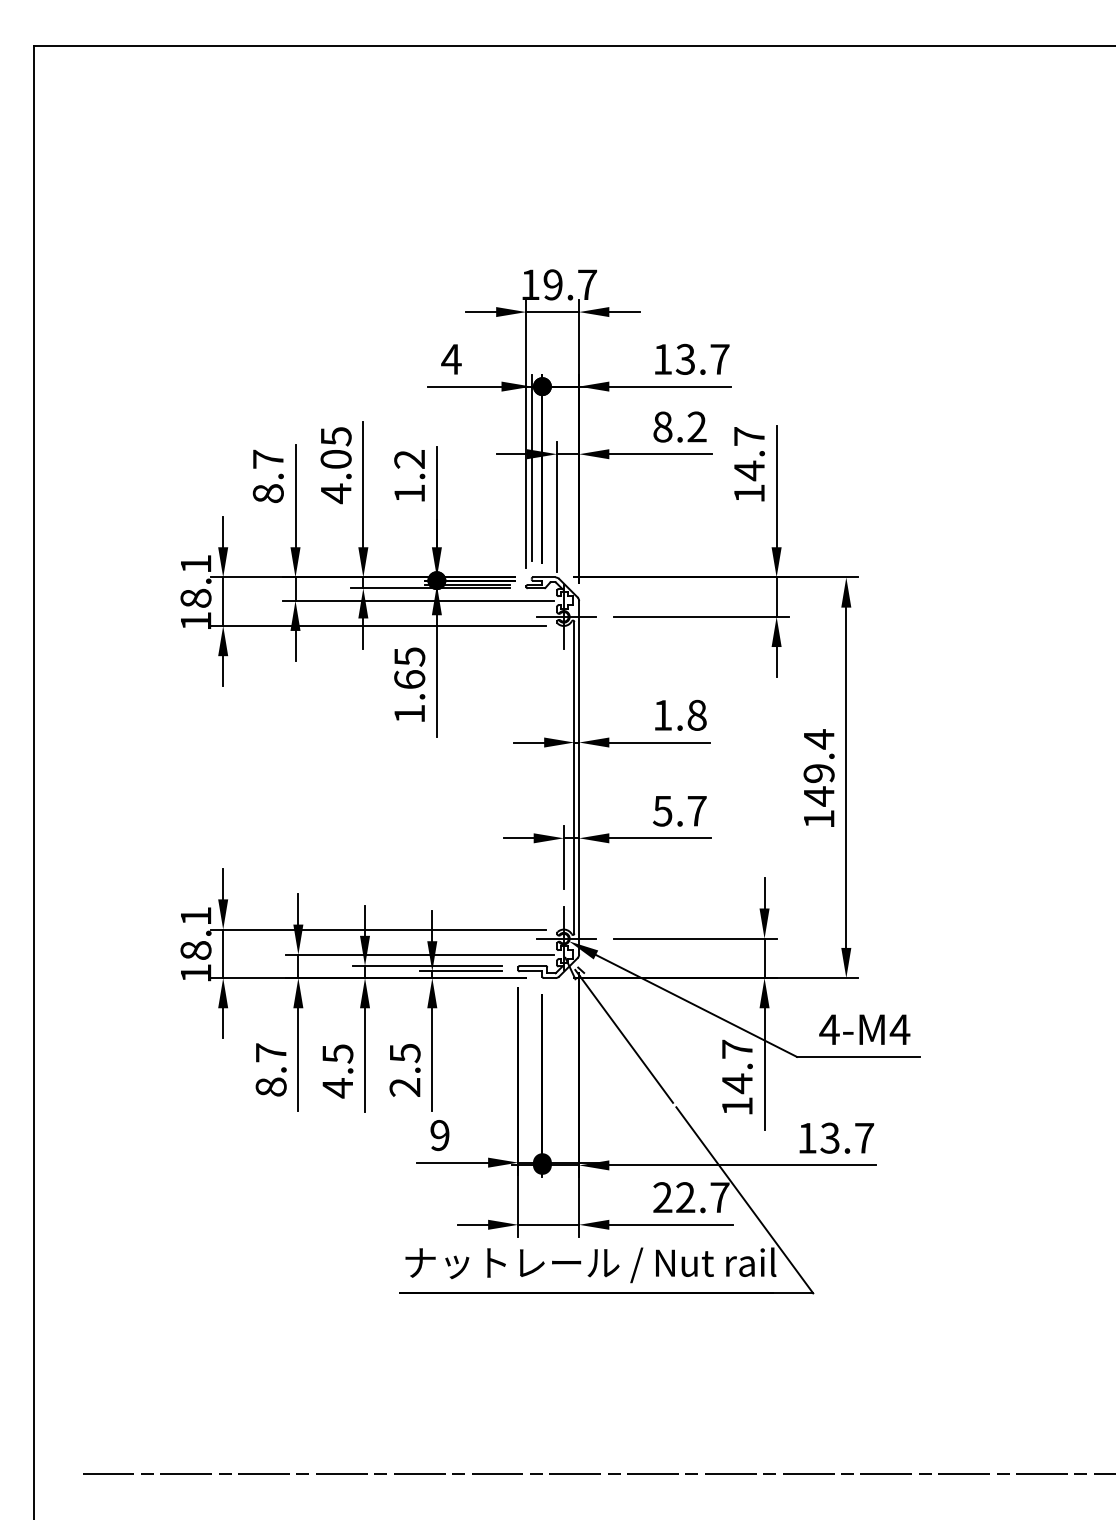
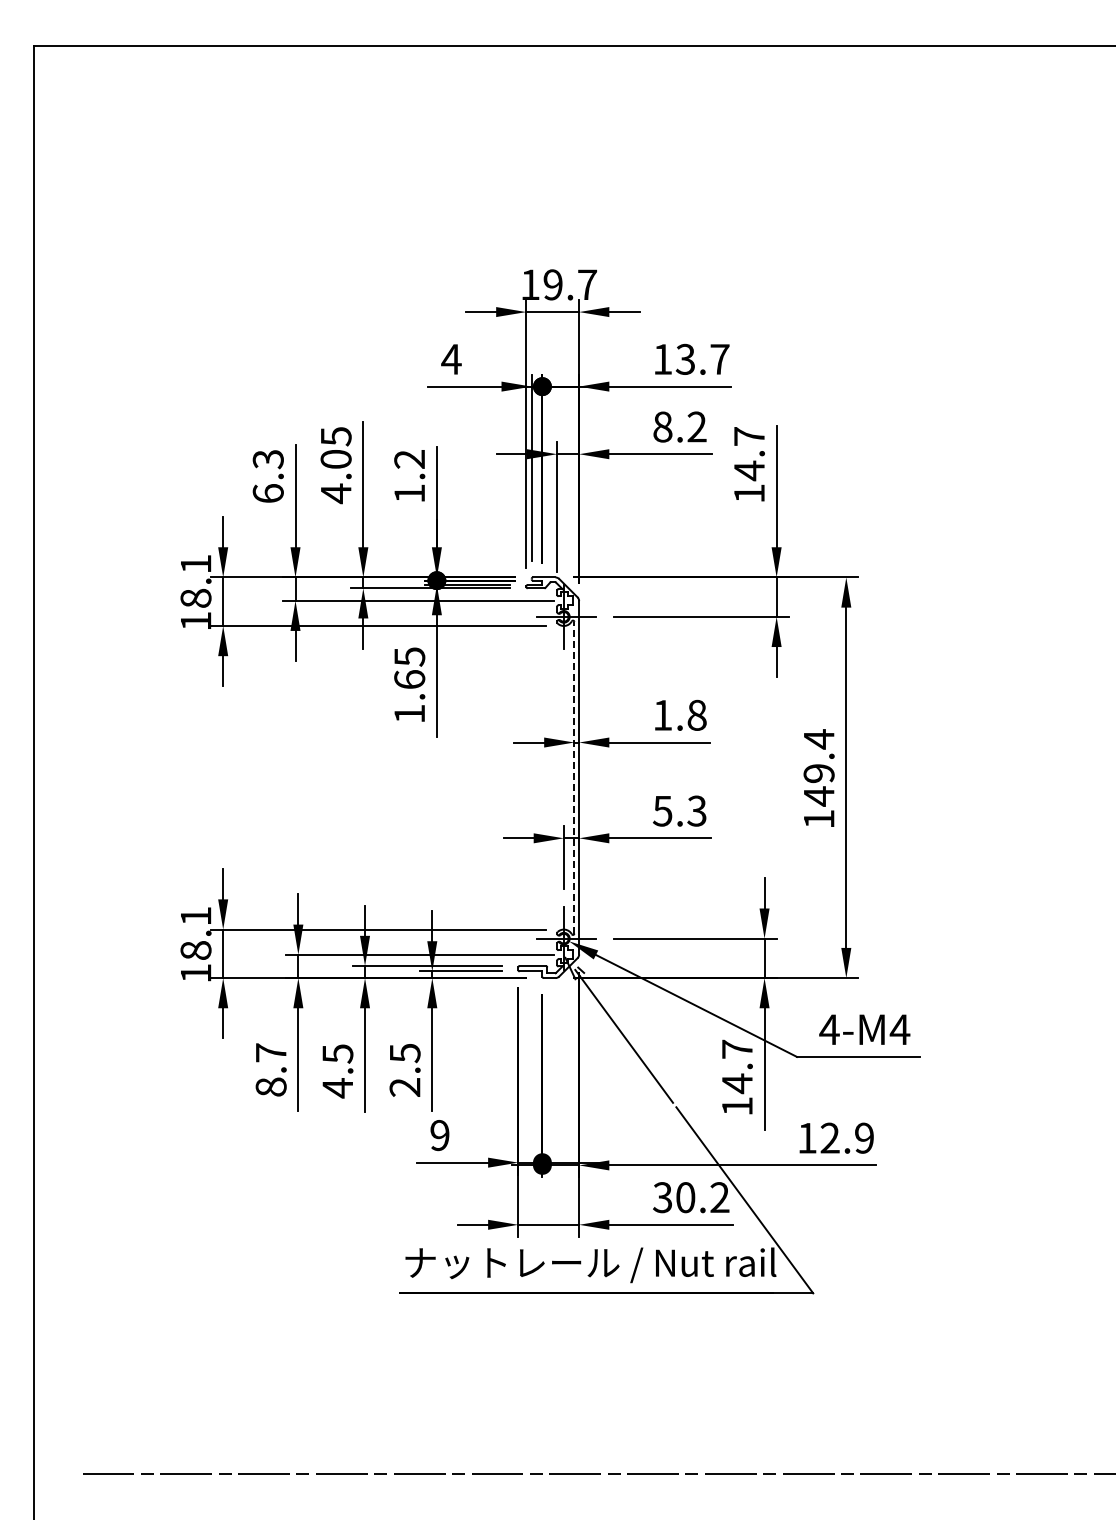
text: 8.7 -> 6.3 (267, 476)
line: solid -> dashed (574, 777)
text: 5.7 -> 5.3 (696, 810)
text: 13.7 -> 12.9 (847, 1137)
text: 22.7 -> 30.2 (691, 1197)
